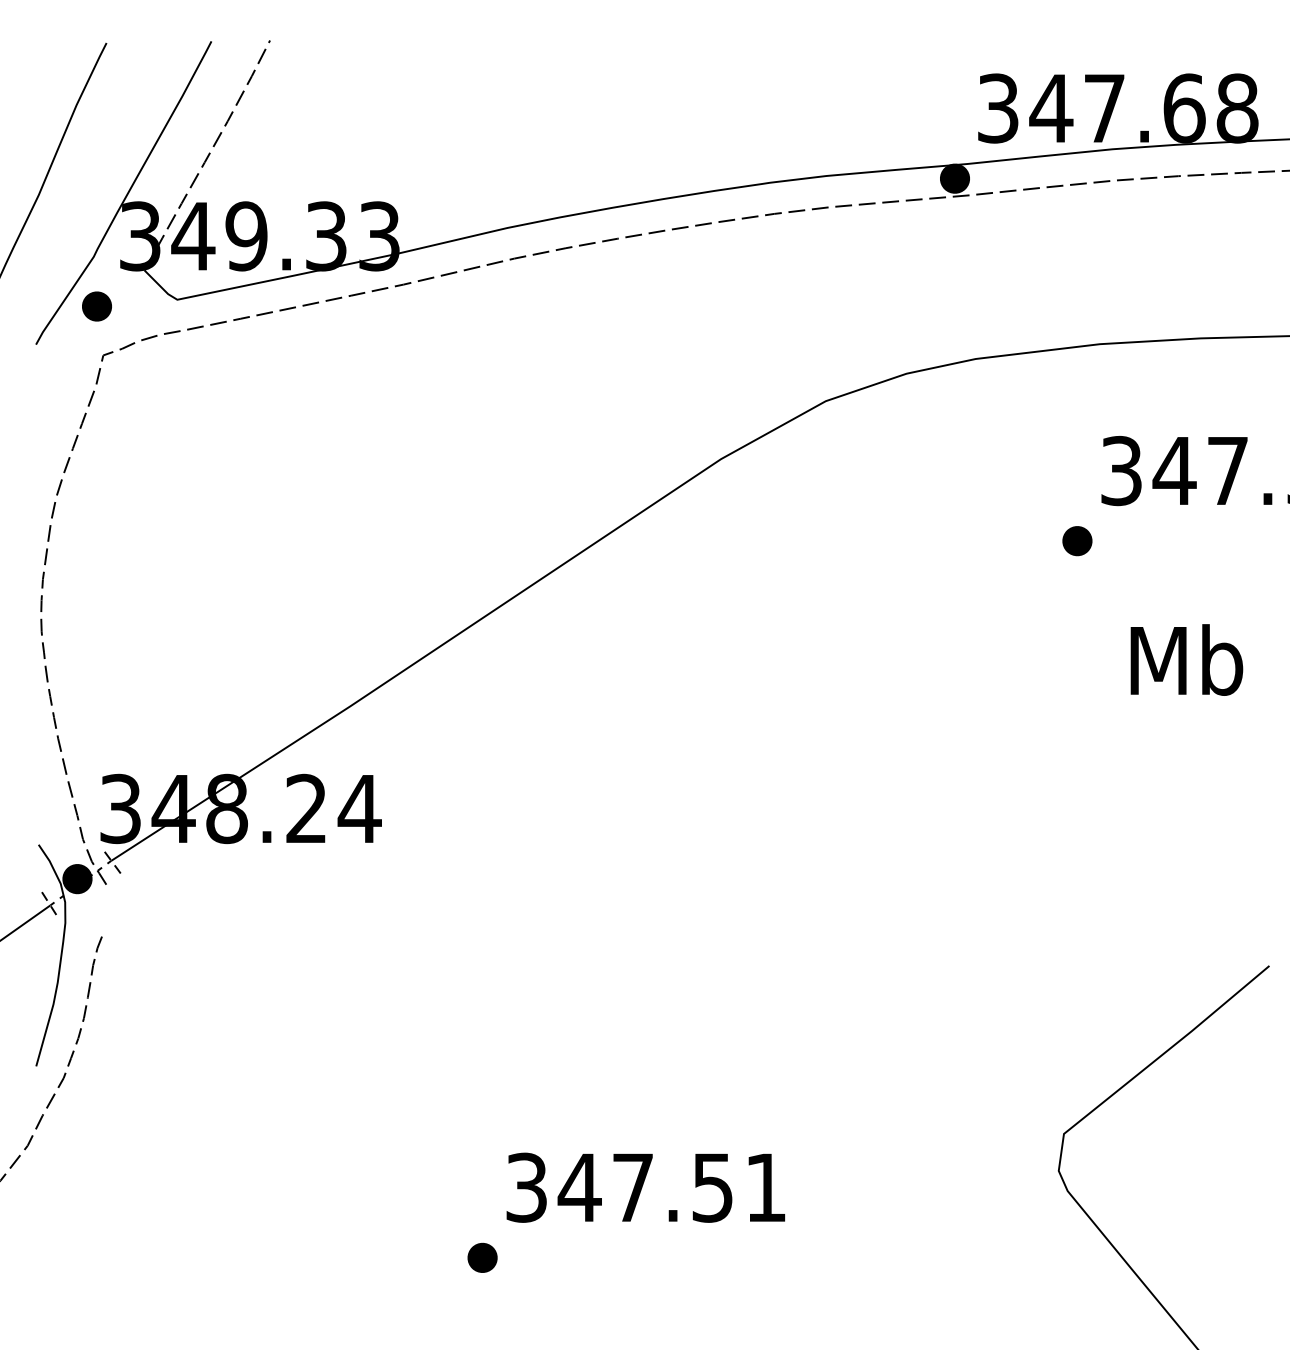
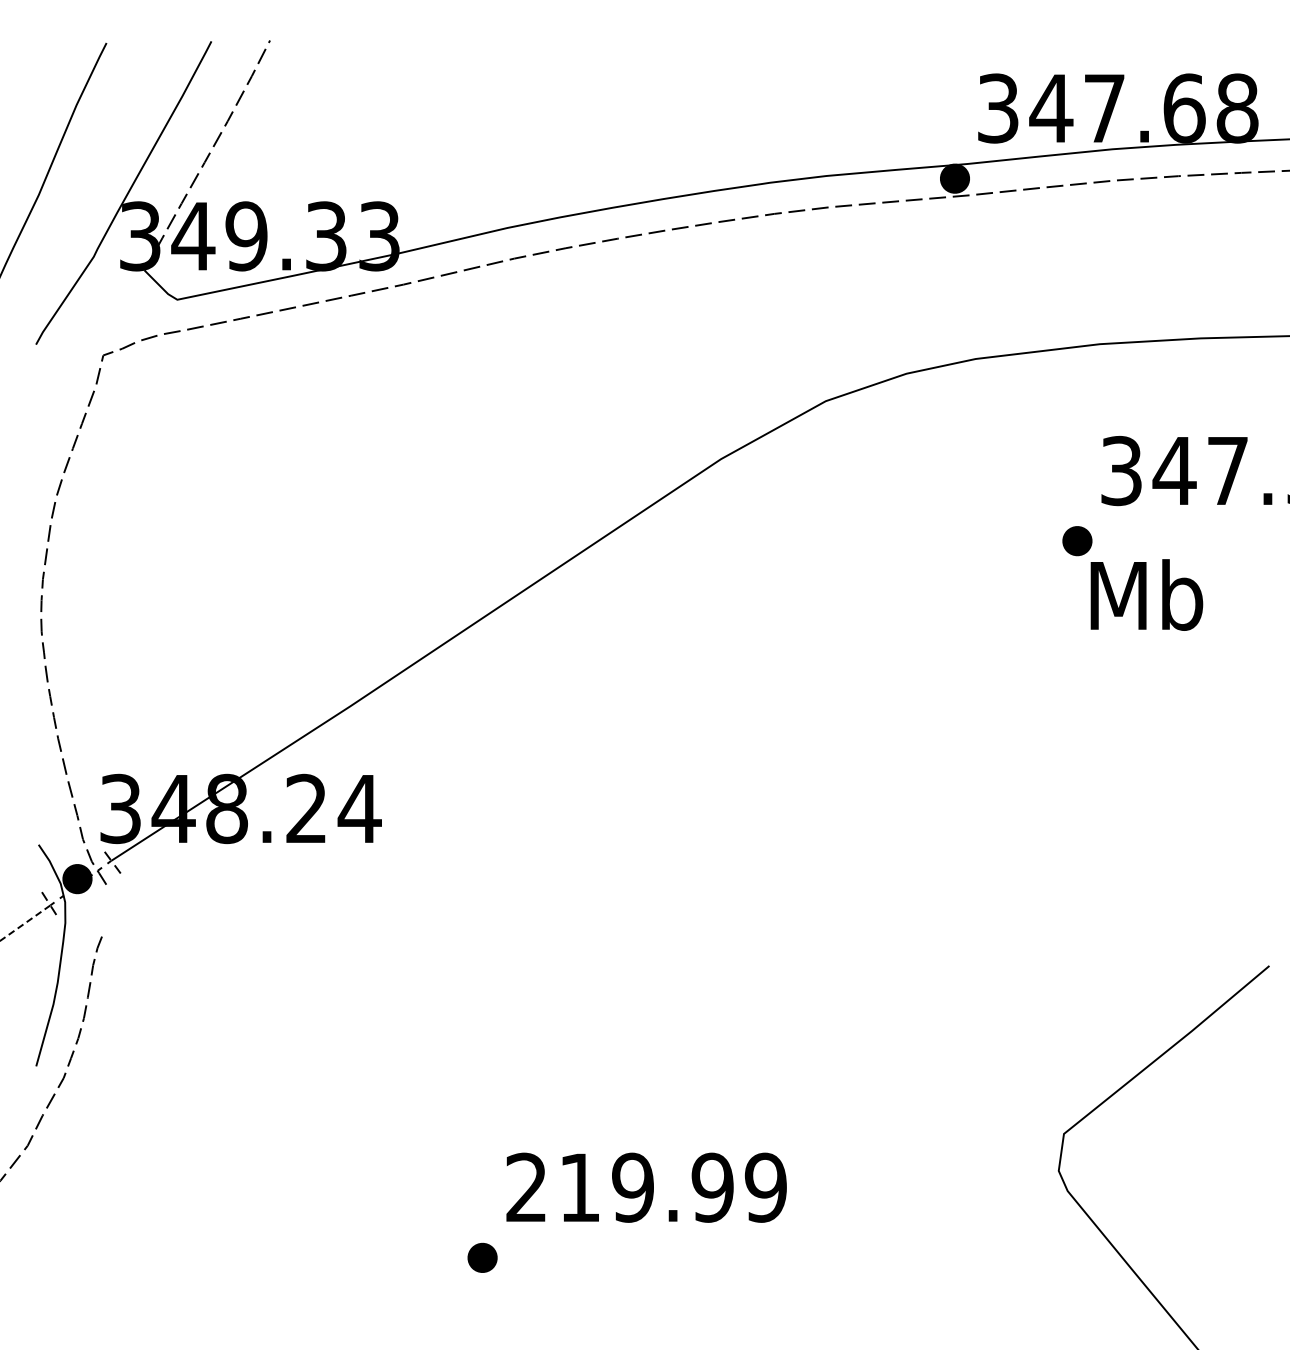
part: present -> none (96, 306)
text position: (1186, 659) -> (1146, 594) (1146, 594)
line: solid -> dashed (25, 923)
text: 347.51 -> 219.99 (646, 1187)
